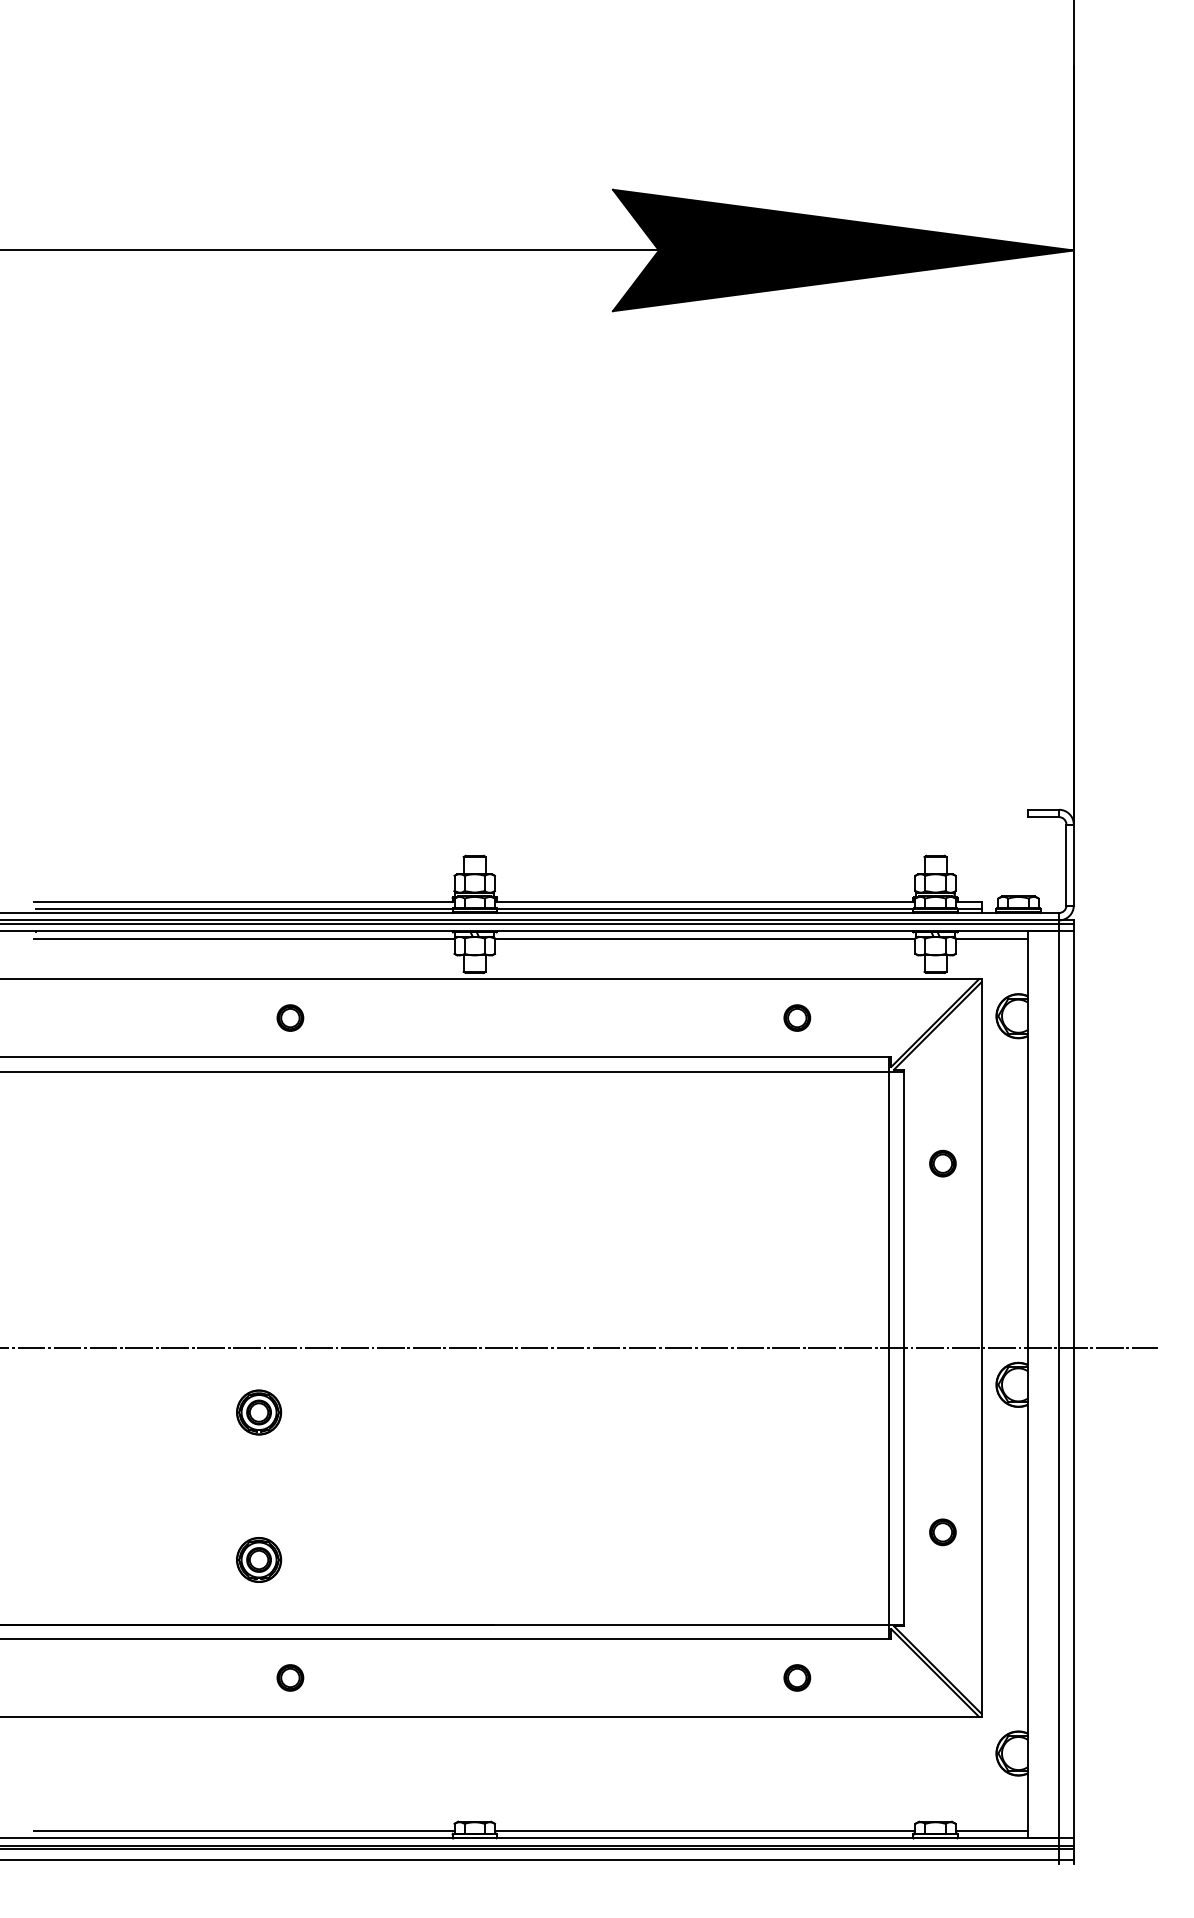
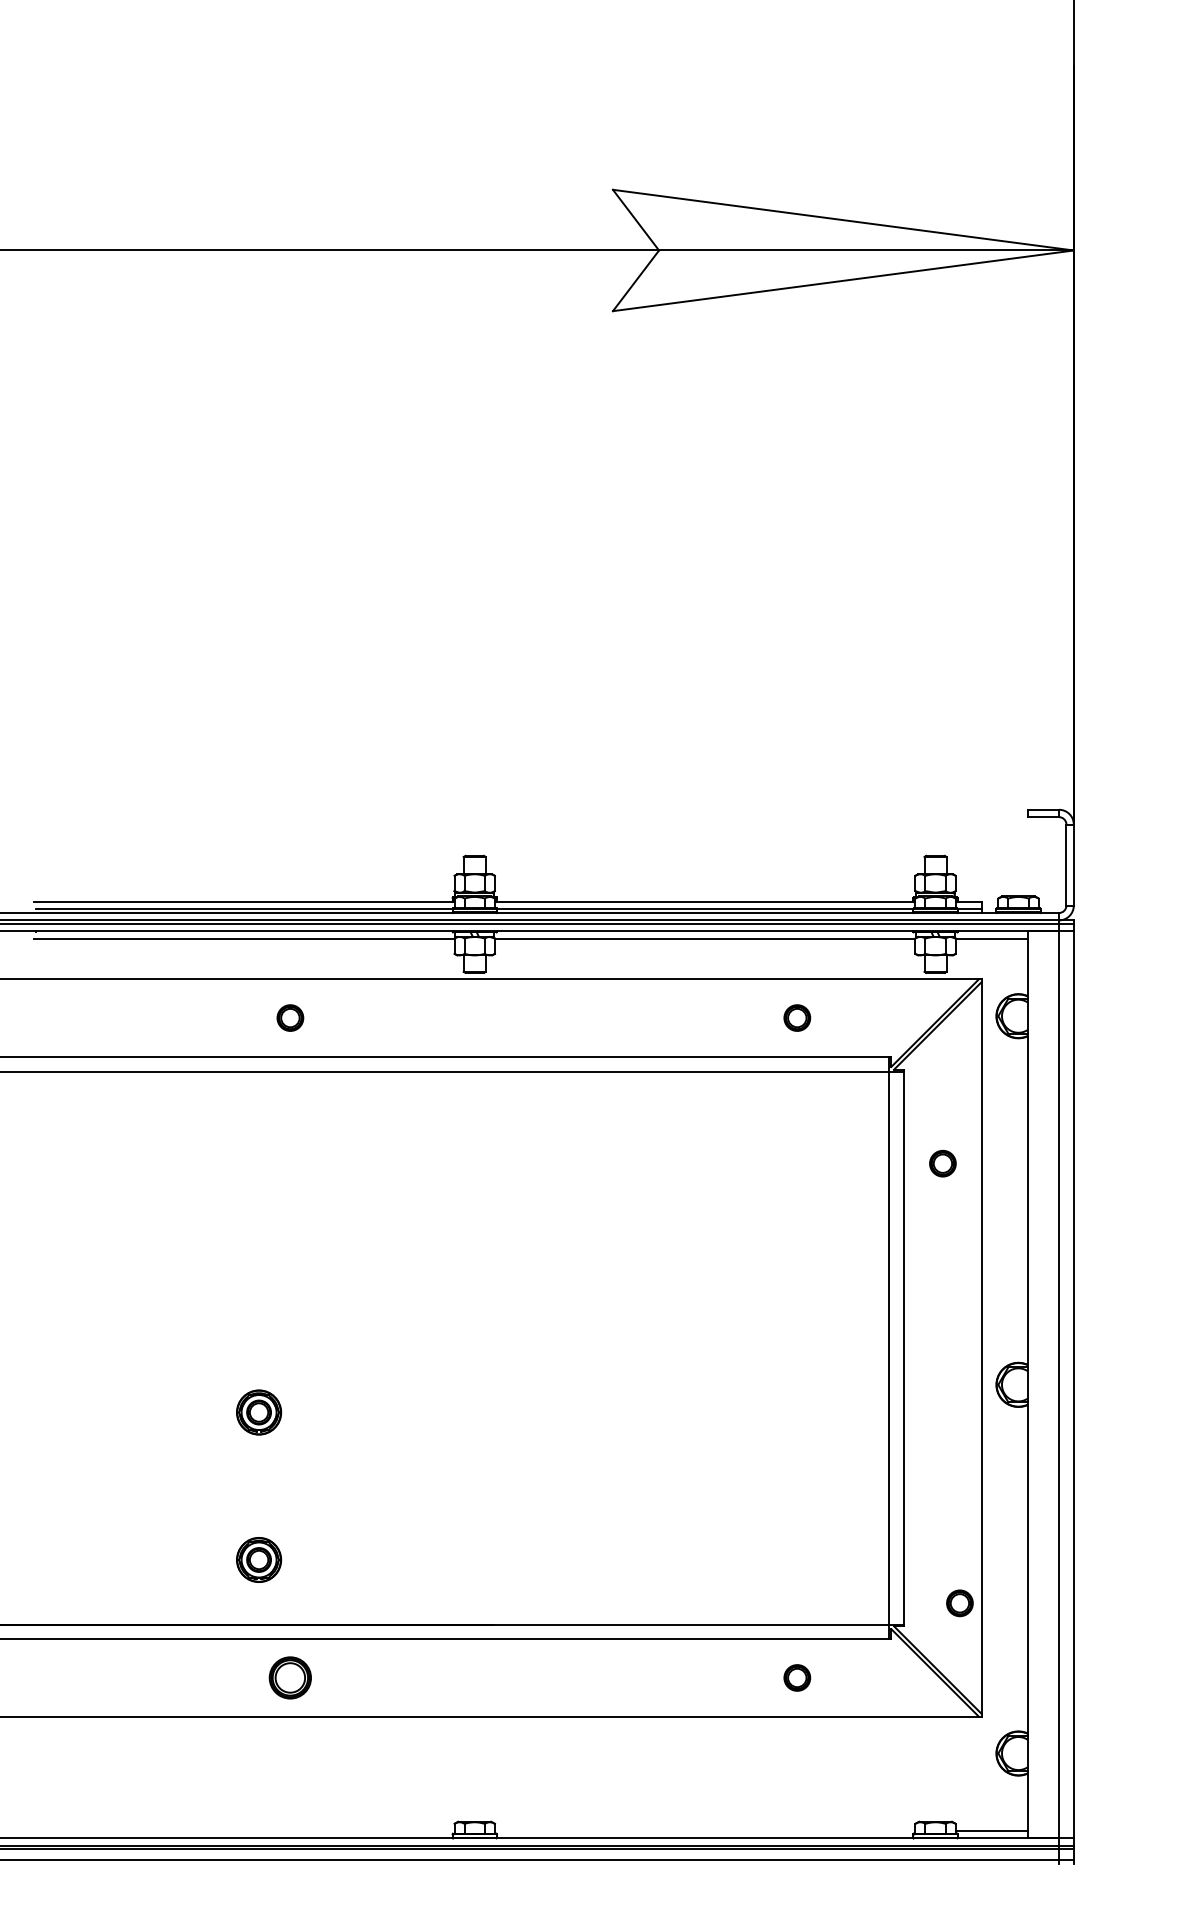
fill: present -> none (842, 250)
line: present -> none (579, 1348)
part position: (942, 1532) -> (959, 1603) (959, 1603)
part size: 29x28 px -> 44x44 px (289, 1677)
line: present -> none (244, 1830)
line: present -> none (704, 1830)
